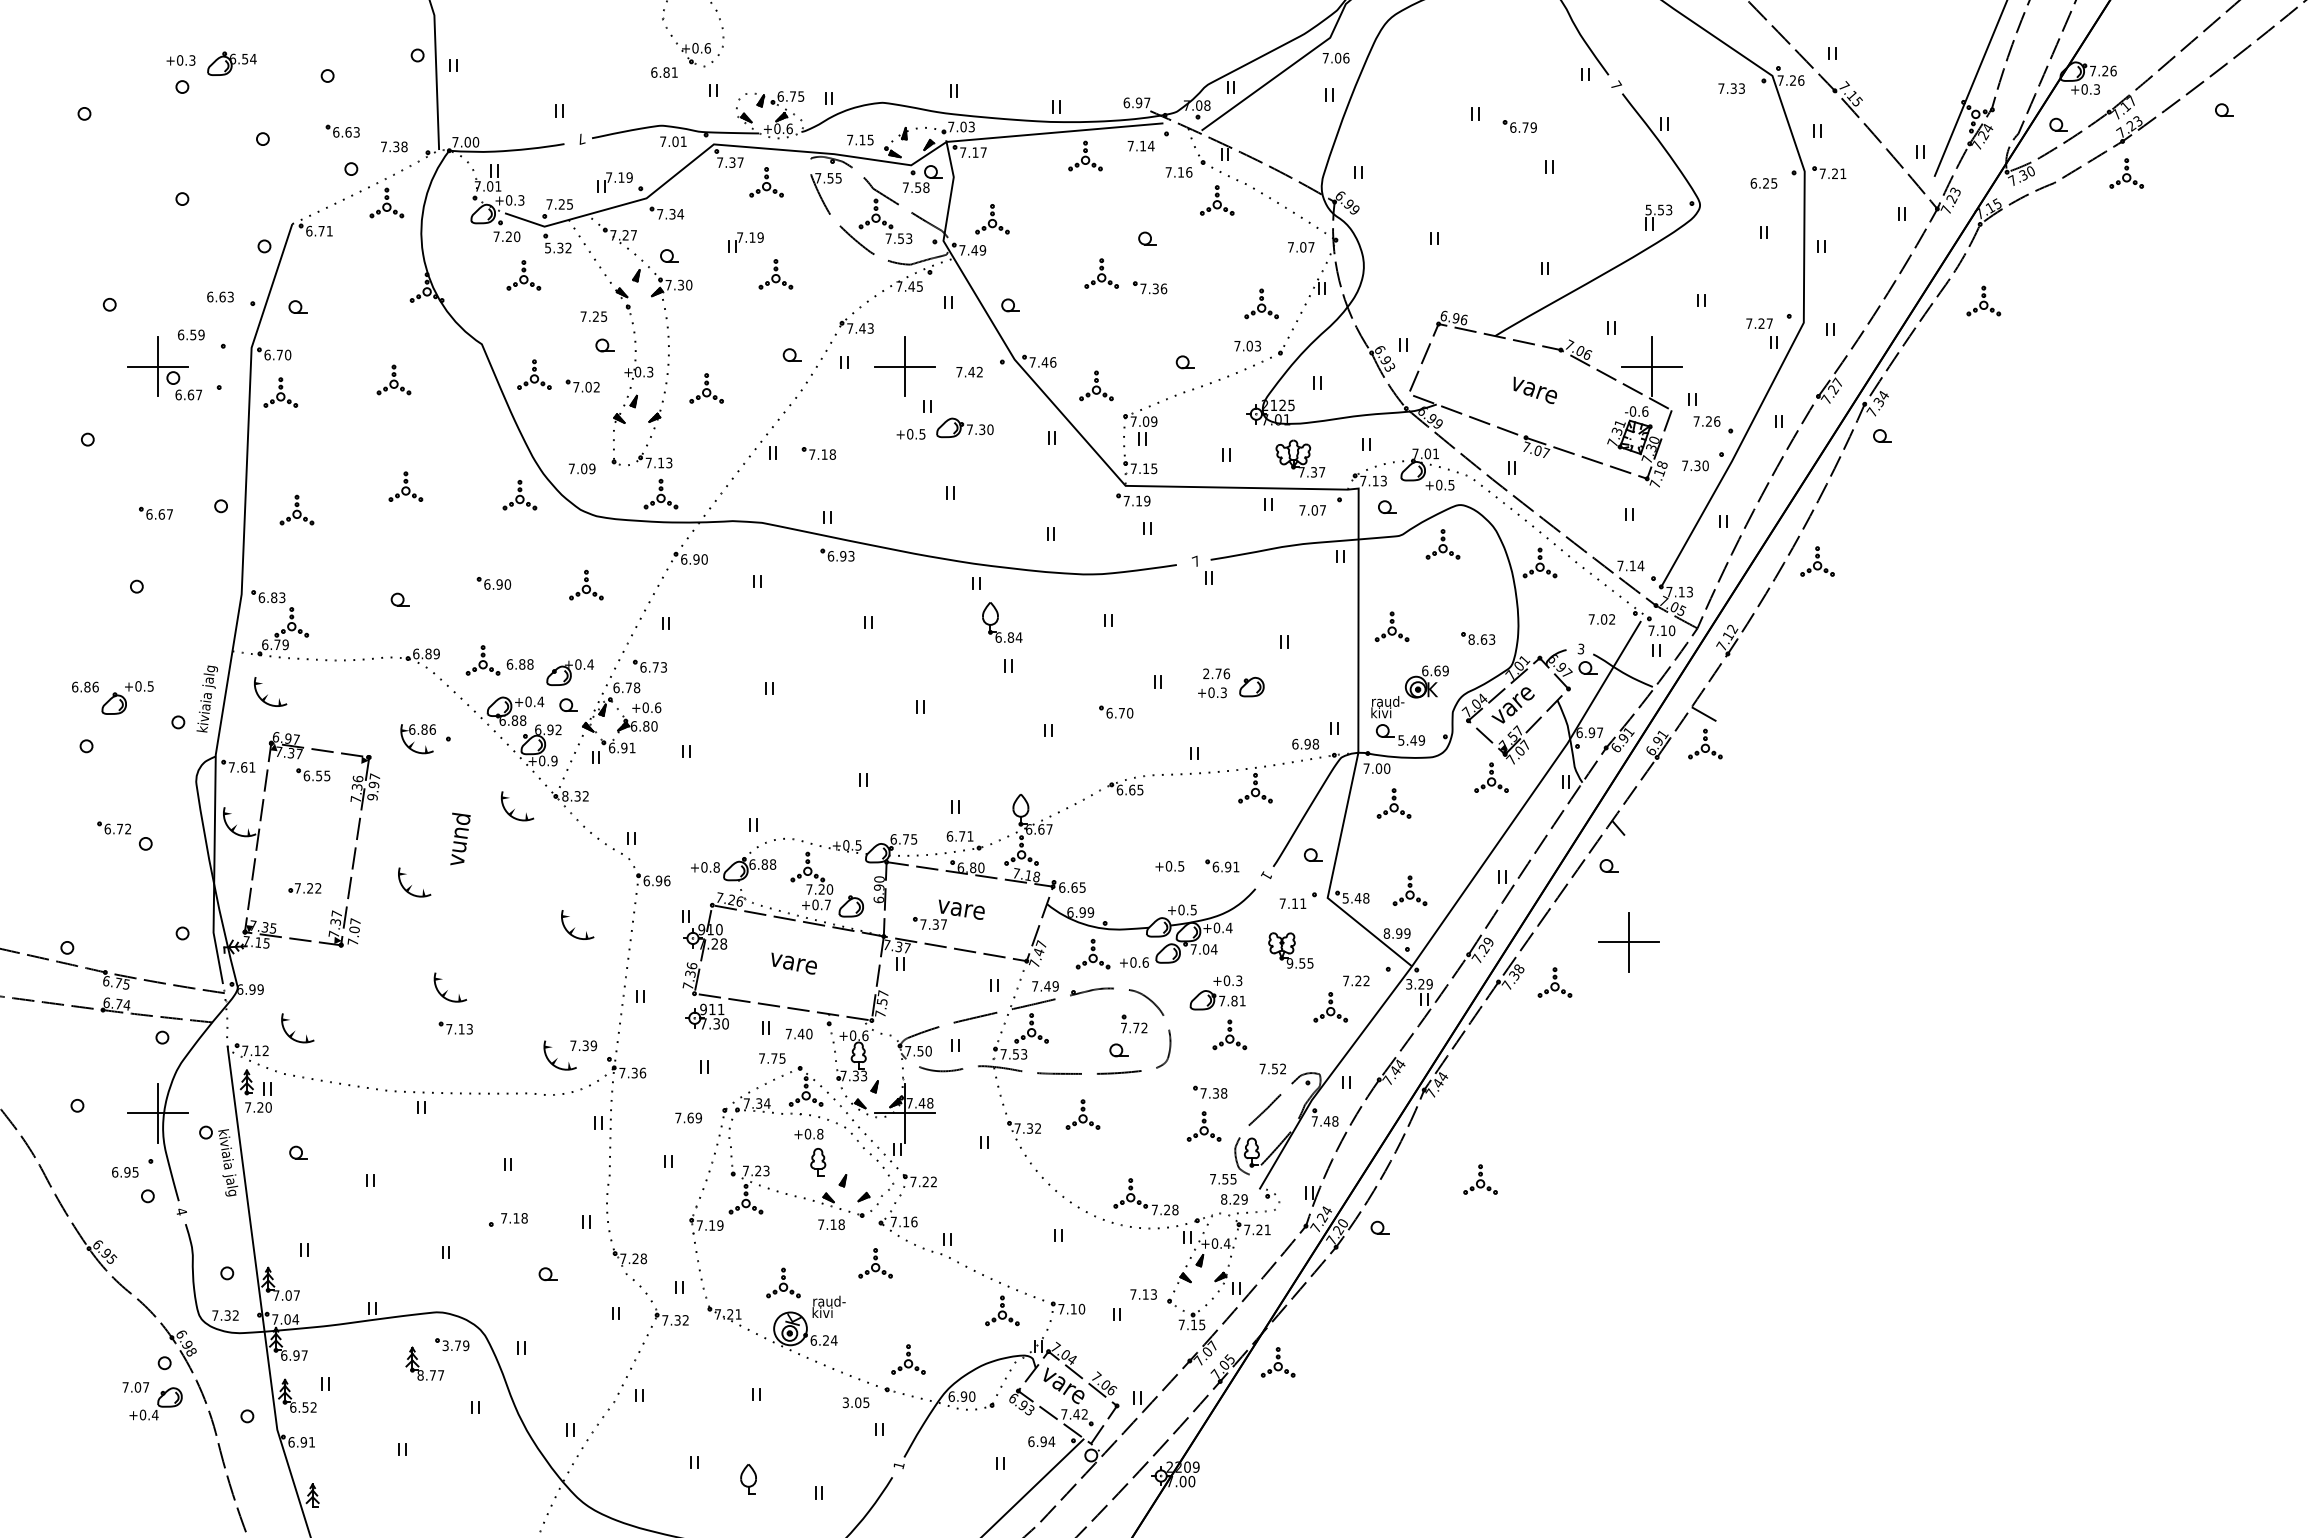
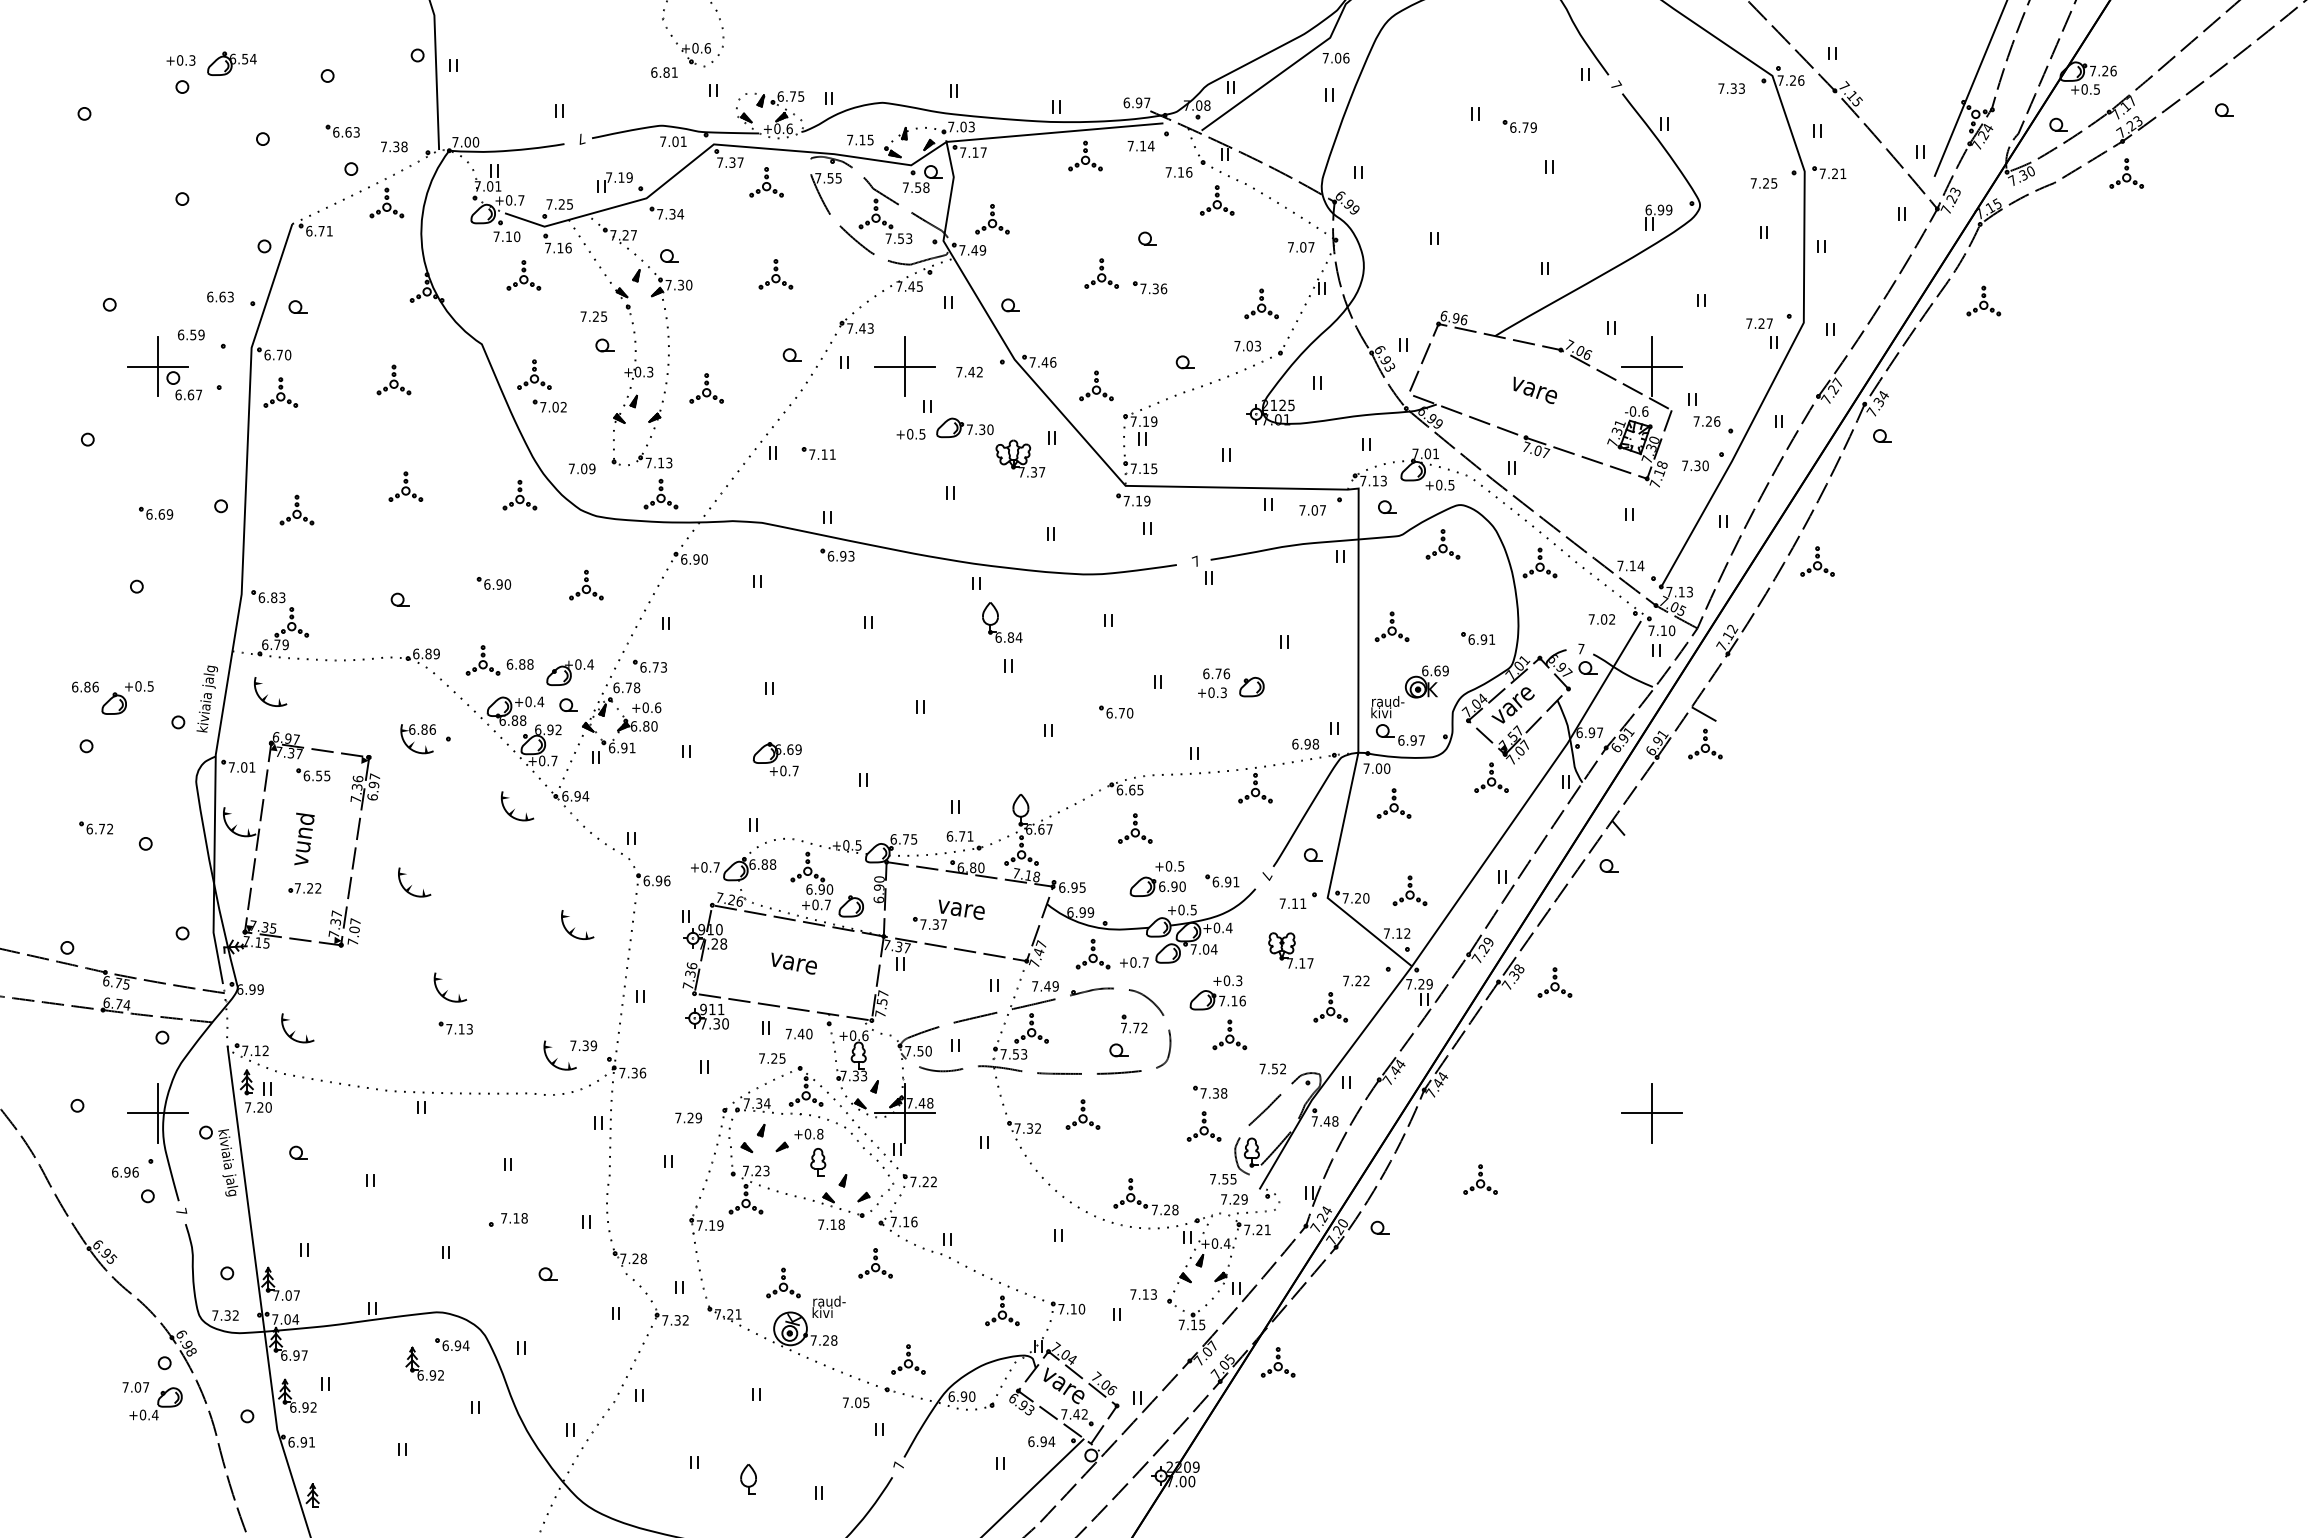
text: +0.3 -> +0.5 (2096, 88)
text: 6.25 -> 7.25 (1753, 183)
text: +0.3 -> +0.7 (521, 200)
text: 5.53 -> 6.99 (1658, 209)
text: 7.20 -> 7.10 (508, 236)
part: present -> none (745, 242)
text: 5.32 -> 7.16 (558, 247)
part position: (582, 385) -> (549, 405) (549, 405)
text: 7.09 -> 7.19 (1145, 421)
text: 7.18 -> 7.11 (832, 454)
part position: (1300, 458) -> (1020, 458) (1020, 458)
text: 6.67 -> 6.69 (169, 514)
text: 8.63 -> 6.91 (1481, 639)
text: 3 -> 7 (1580, 648)
text: 2.76 -> 6.76 (1206, 673)
text: 5.49 -> 6.97 (1411, 740)
part: none -> present (776, 759)
text: +0.9 -> +0.7 (554, 760)
text: 7.61 -> 7.01 (244, 767)
text: 8.32 -> 6.94 (575, 796)
text: 9.97 -> 6.97 (372, 797)
part position: (113, 827) -> (95, 827) (95, 827)
part: none -> present (1135, 828)
text position: (460, 838) -> (304, 838) (304, 838)
part position: (1222, 865) -> (1222, 880) (1222, 880)
text: +0.8 -> +0.7 (716, 867)
text: 1 -> 7 (1266, 875)
part: none -> present (1157, 886)
text: 6.65 -> 6.95 (1074, 887)
text: 7.20 -> 6.90 (815, 889)
text: 5.48 -> 7.20 (1355, 898)
text: 8.99 -> 7.12 (1396, 933)
part position: (1628, 942) -> (1651, 1113) (1651, 1113)
text: +0.6 -> +0.7 (1145, 962)
text: 9.55 -> 7.17 (1299, 963)
text: 3.29 -> 7.29 (1409, 984)
text: 7.81 -> 7.16 (1238, 1000)
text: 7.75 -> 7.25 (774, 1058)
text: 7.69 -> 7.29 (690, 1117)
part: none -> present (764, 1138)
text: 6.95 -> 6.96 (135, 1172)
text: 8.29 -> 7.29 (1224, 1199)
text: 4 -> 7 (181, 1211)
text: 6.24 -> 7.28 (823, 1340)
text: 3.79 -> 6.94 (455, 1345)
text: 8.77 -> 6.92 (430, 1375)
text: 3.05 -> 7.05 (845, 1402)
text: 6.52 -> 6.92 (305, 1407)
text: 1 -> 7 (898, 1465)
